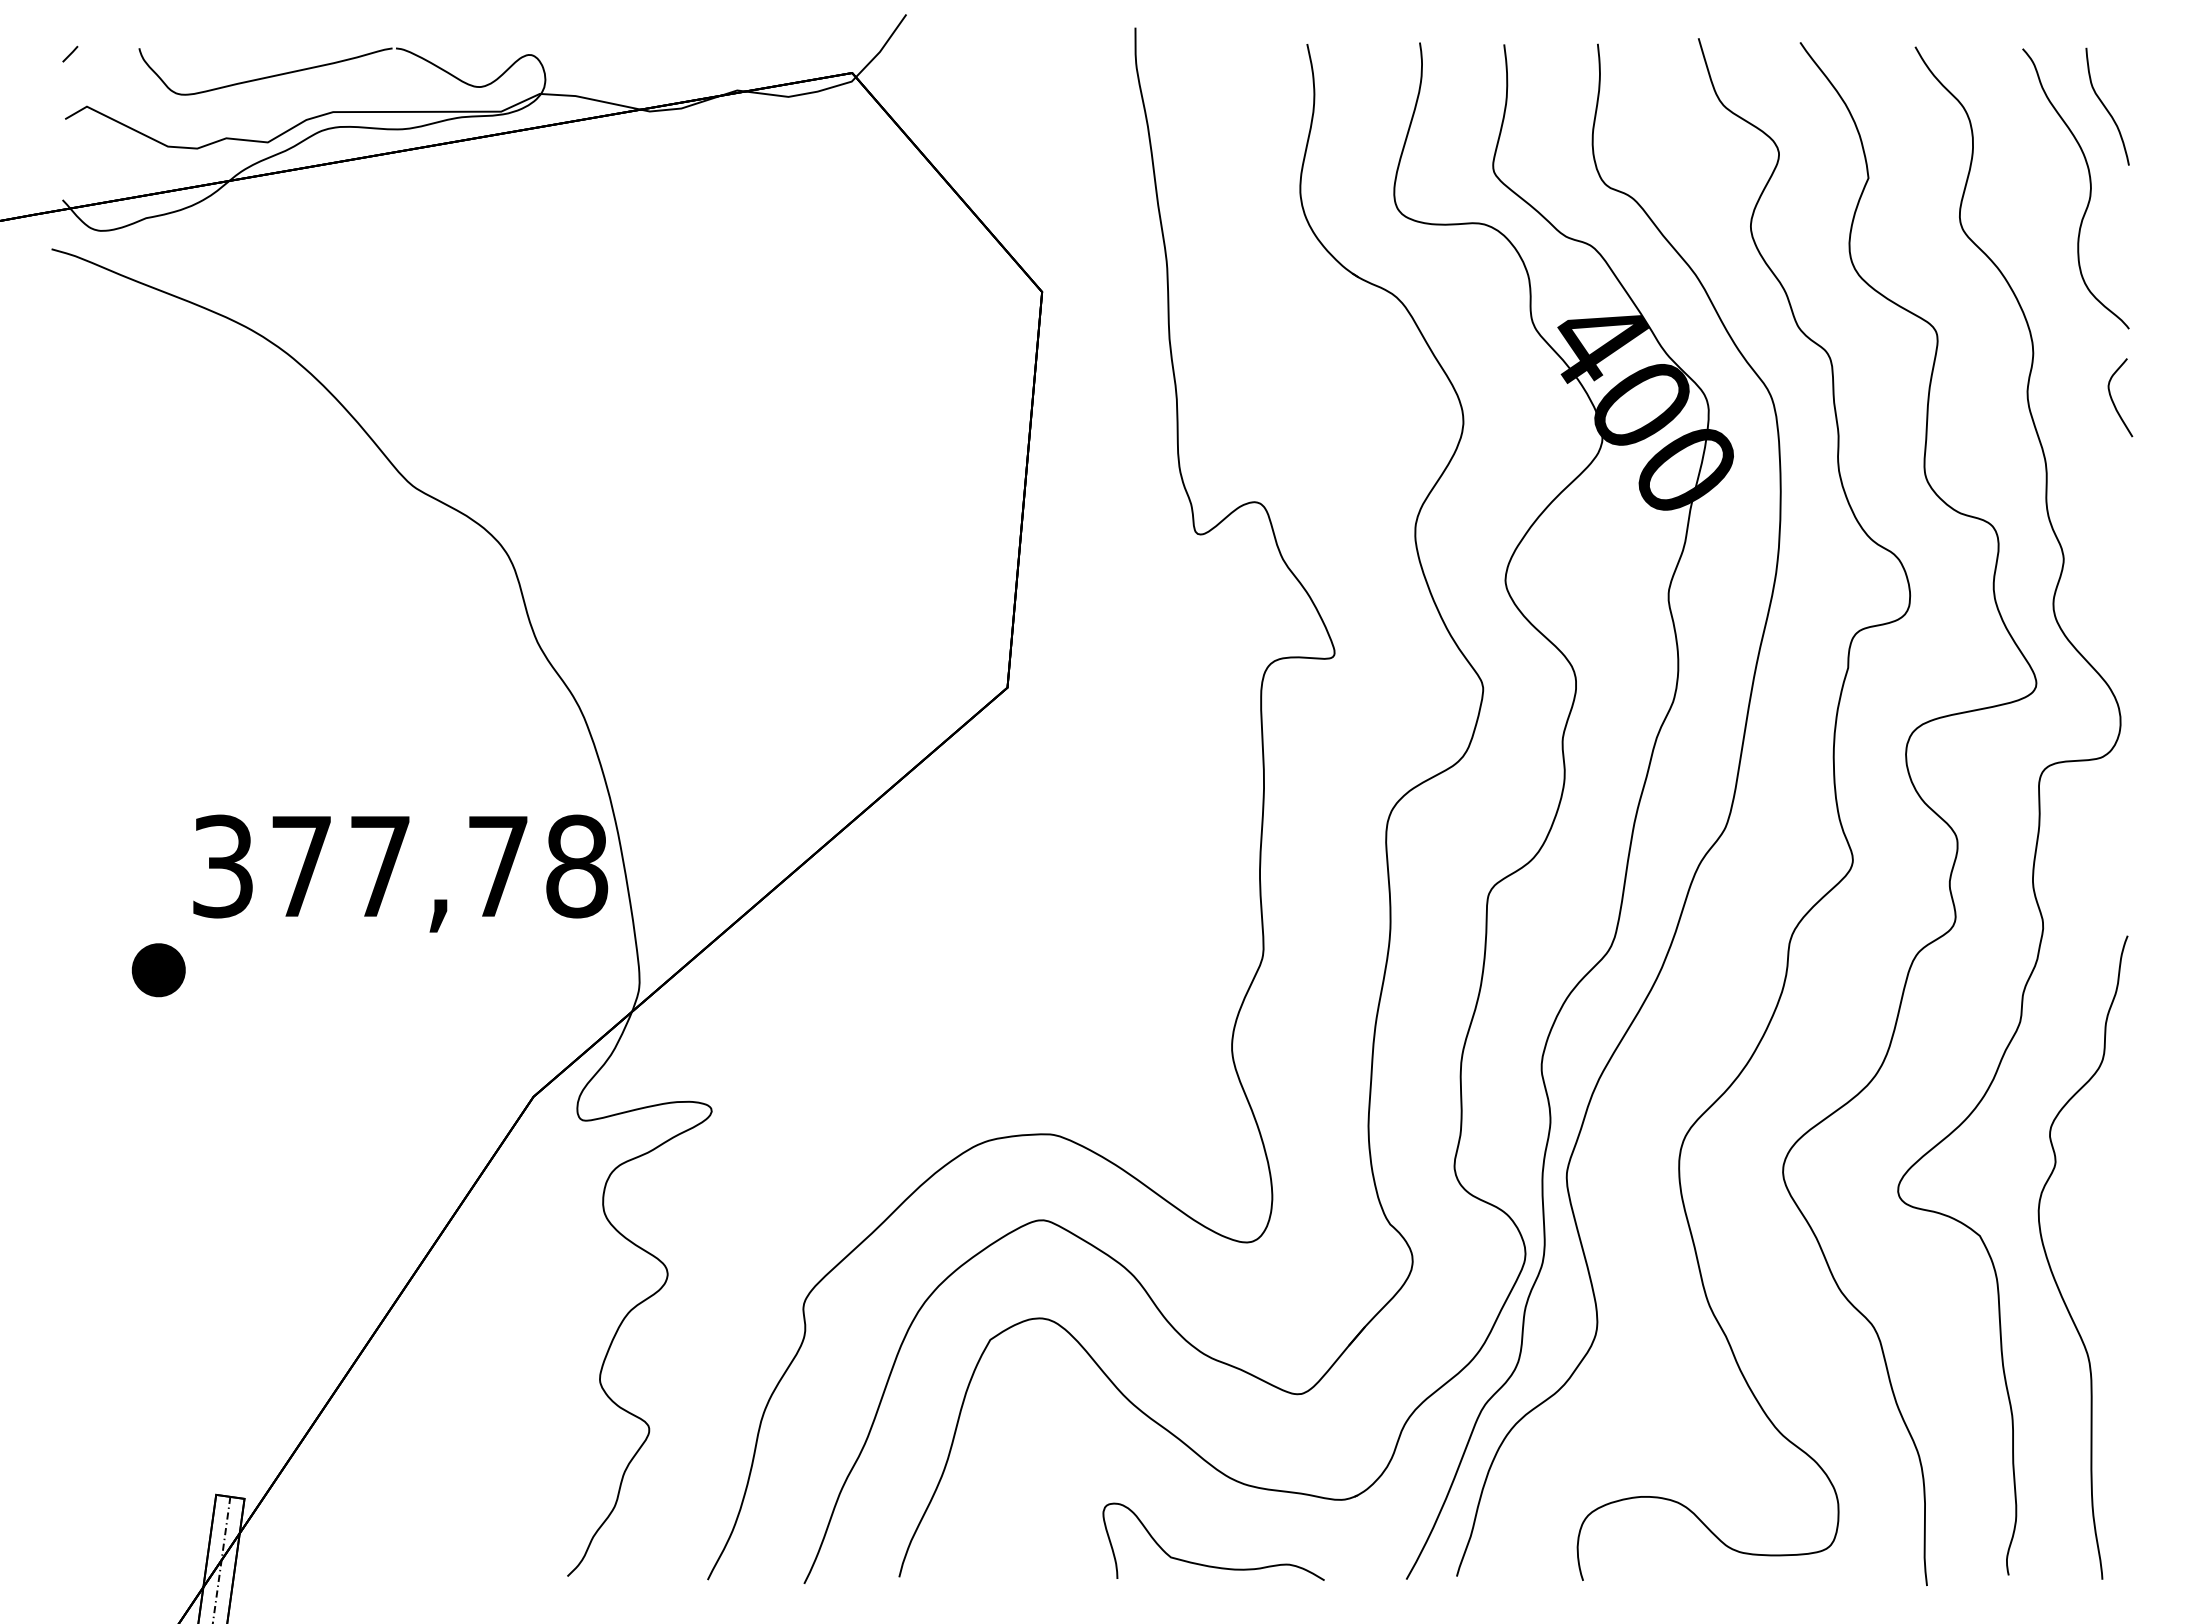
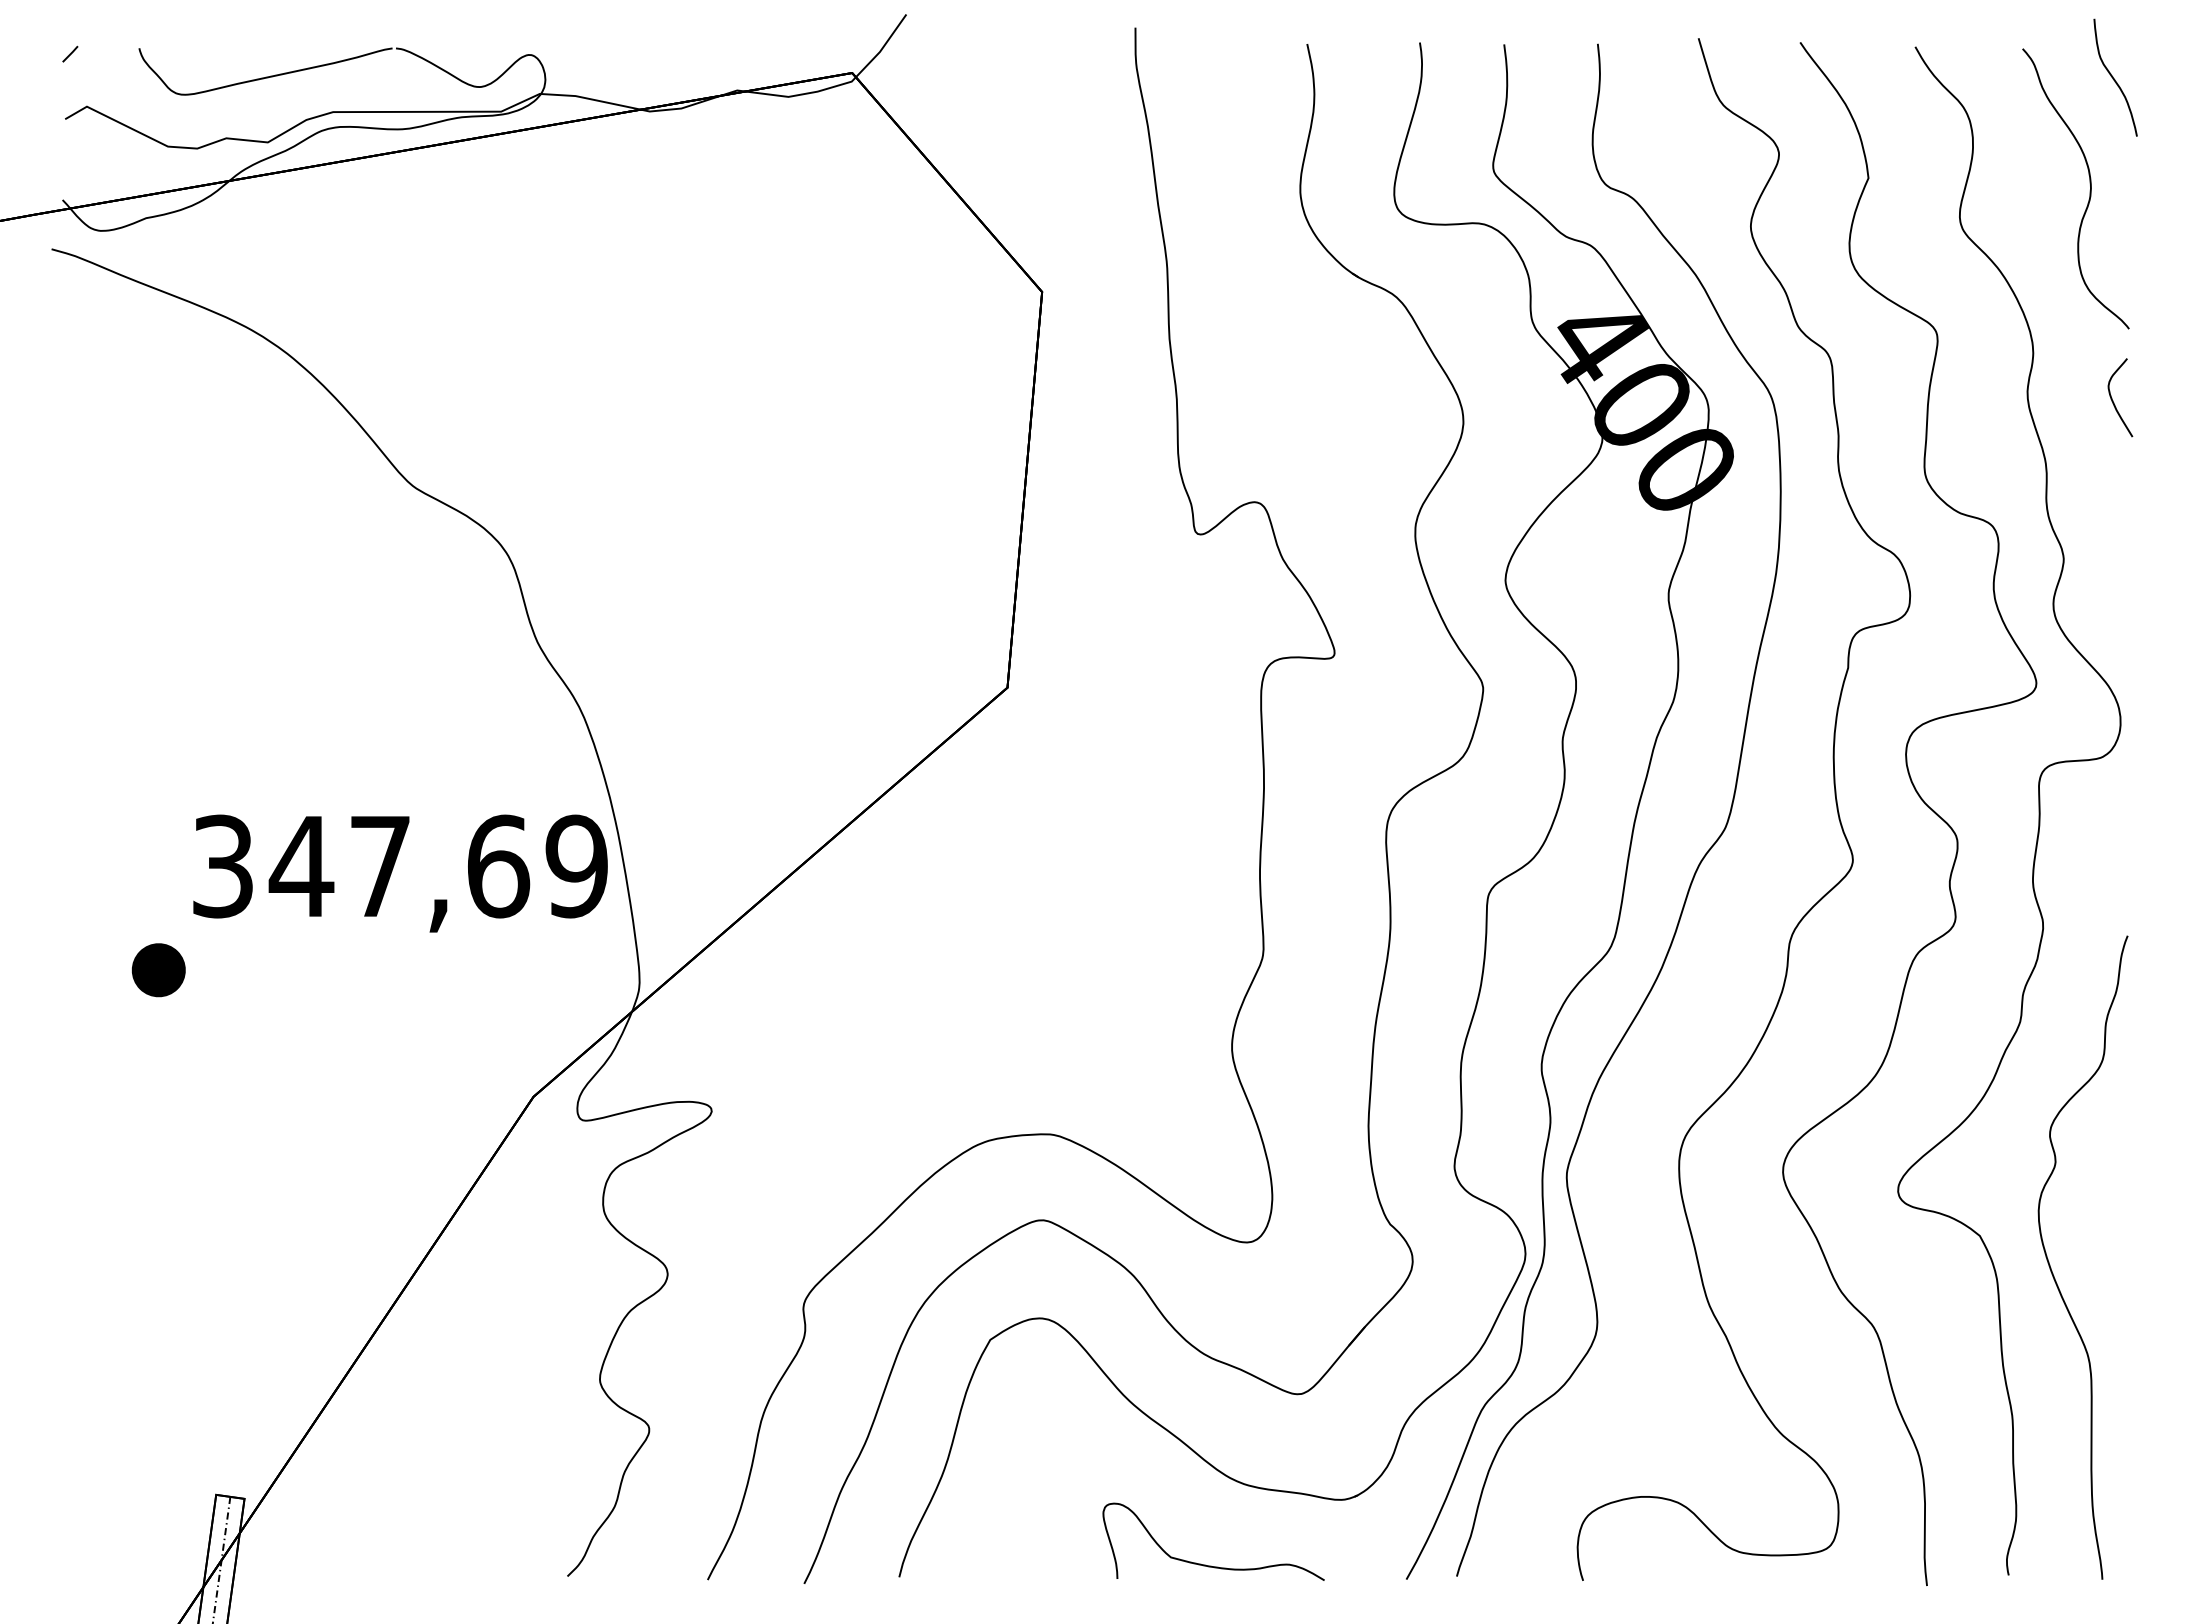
part position: (2107, 106) -> (2115, 77) (2115, 77)
text: 377,78 -> 347,69 (438, 866)
